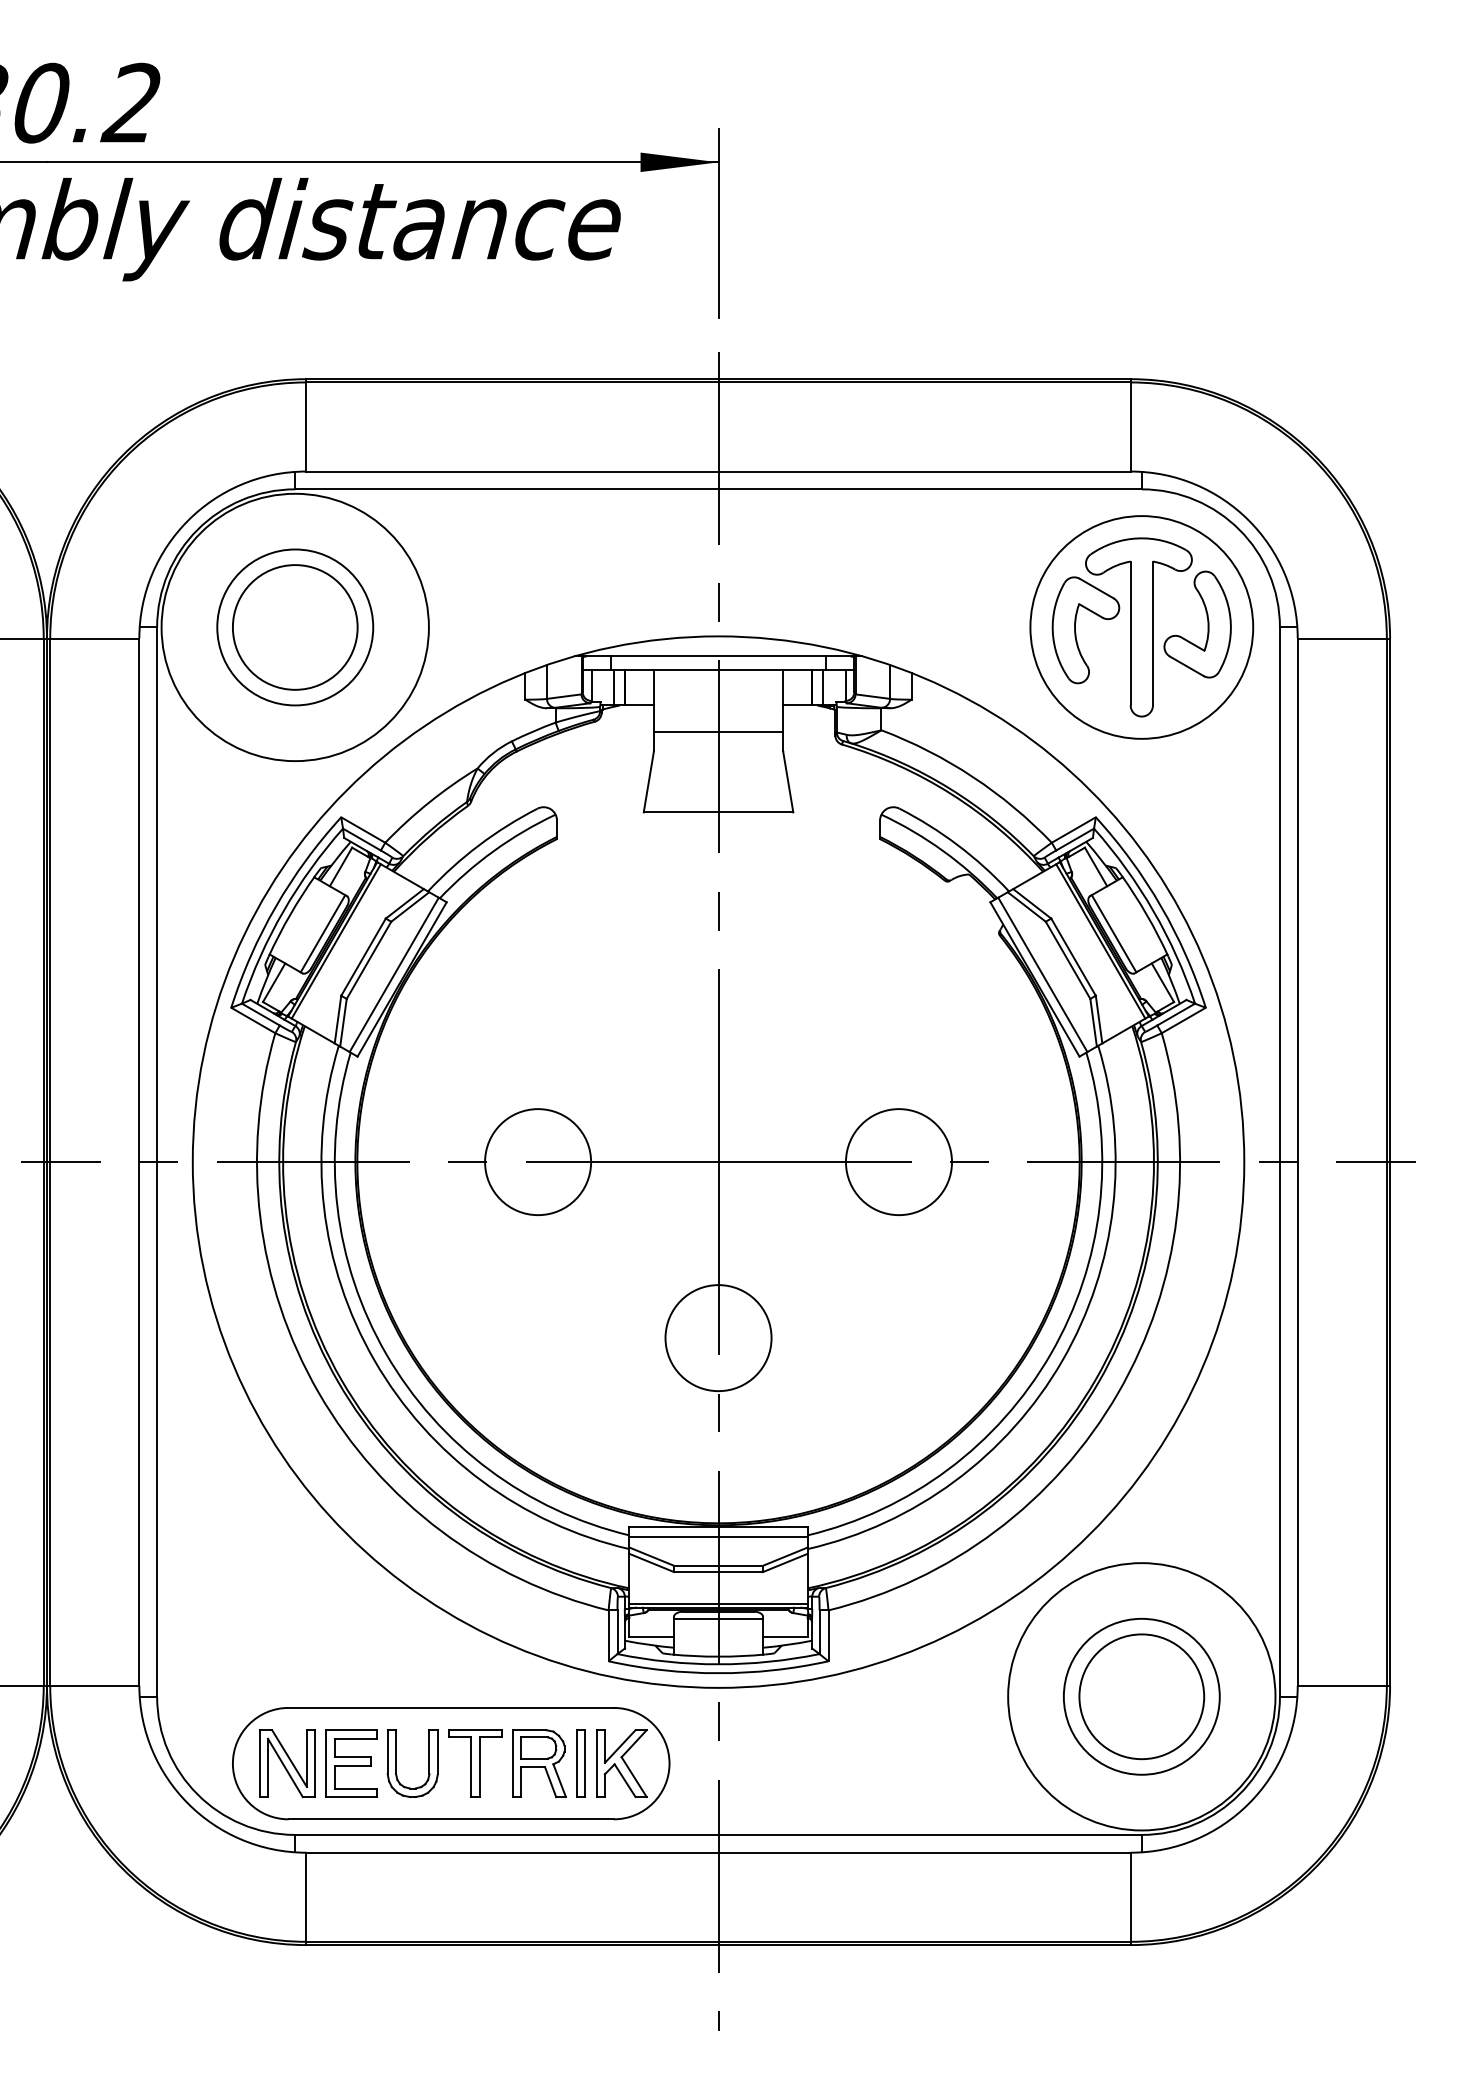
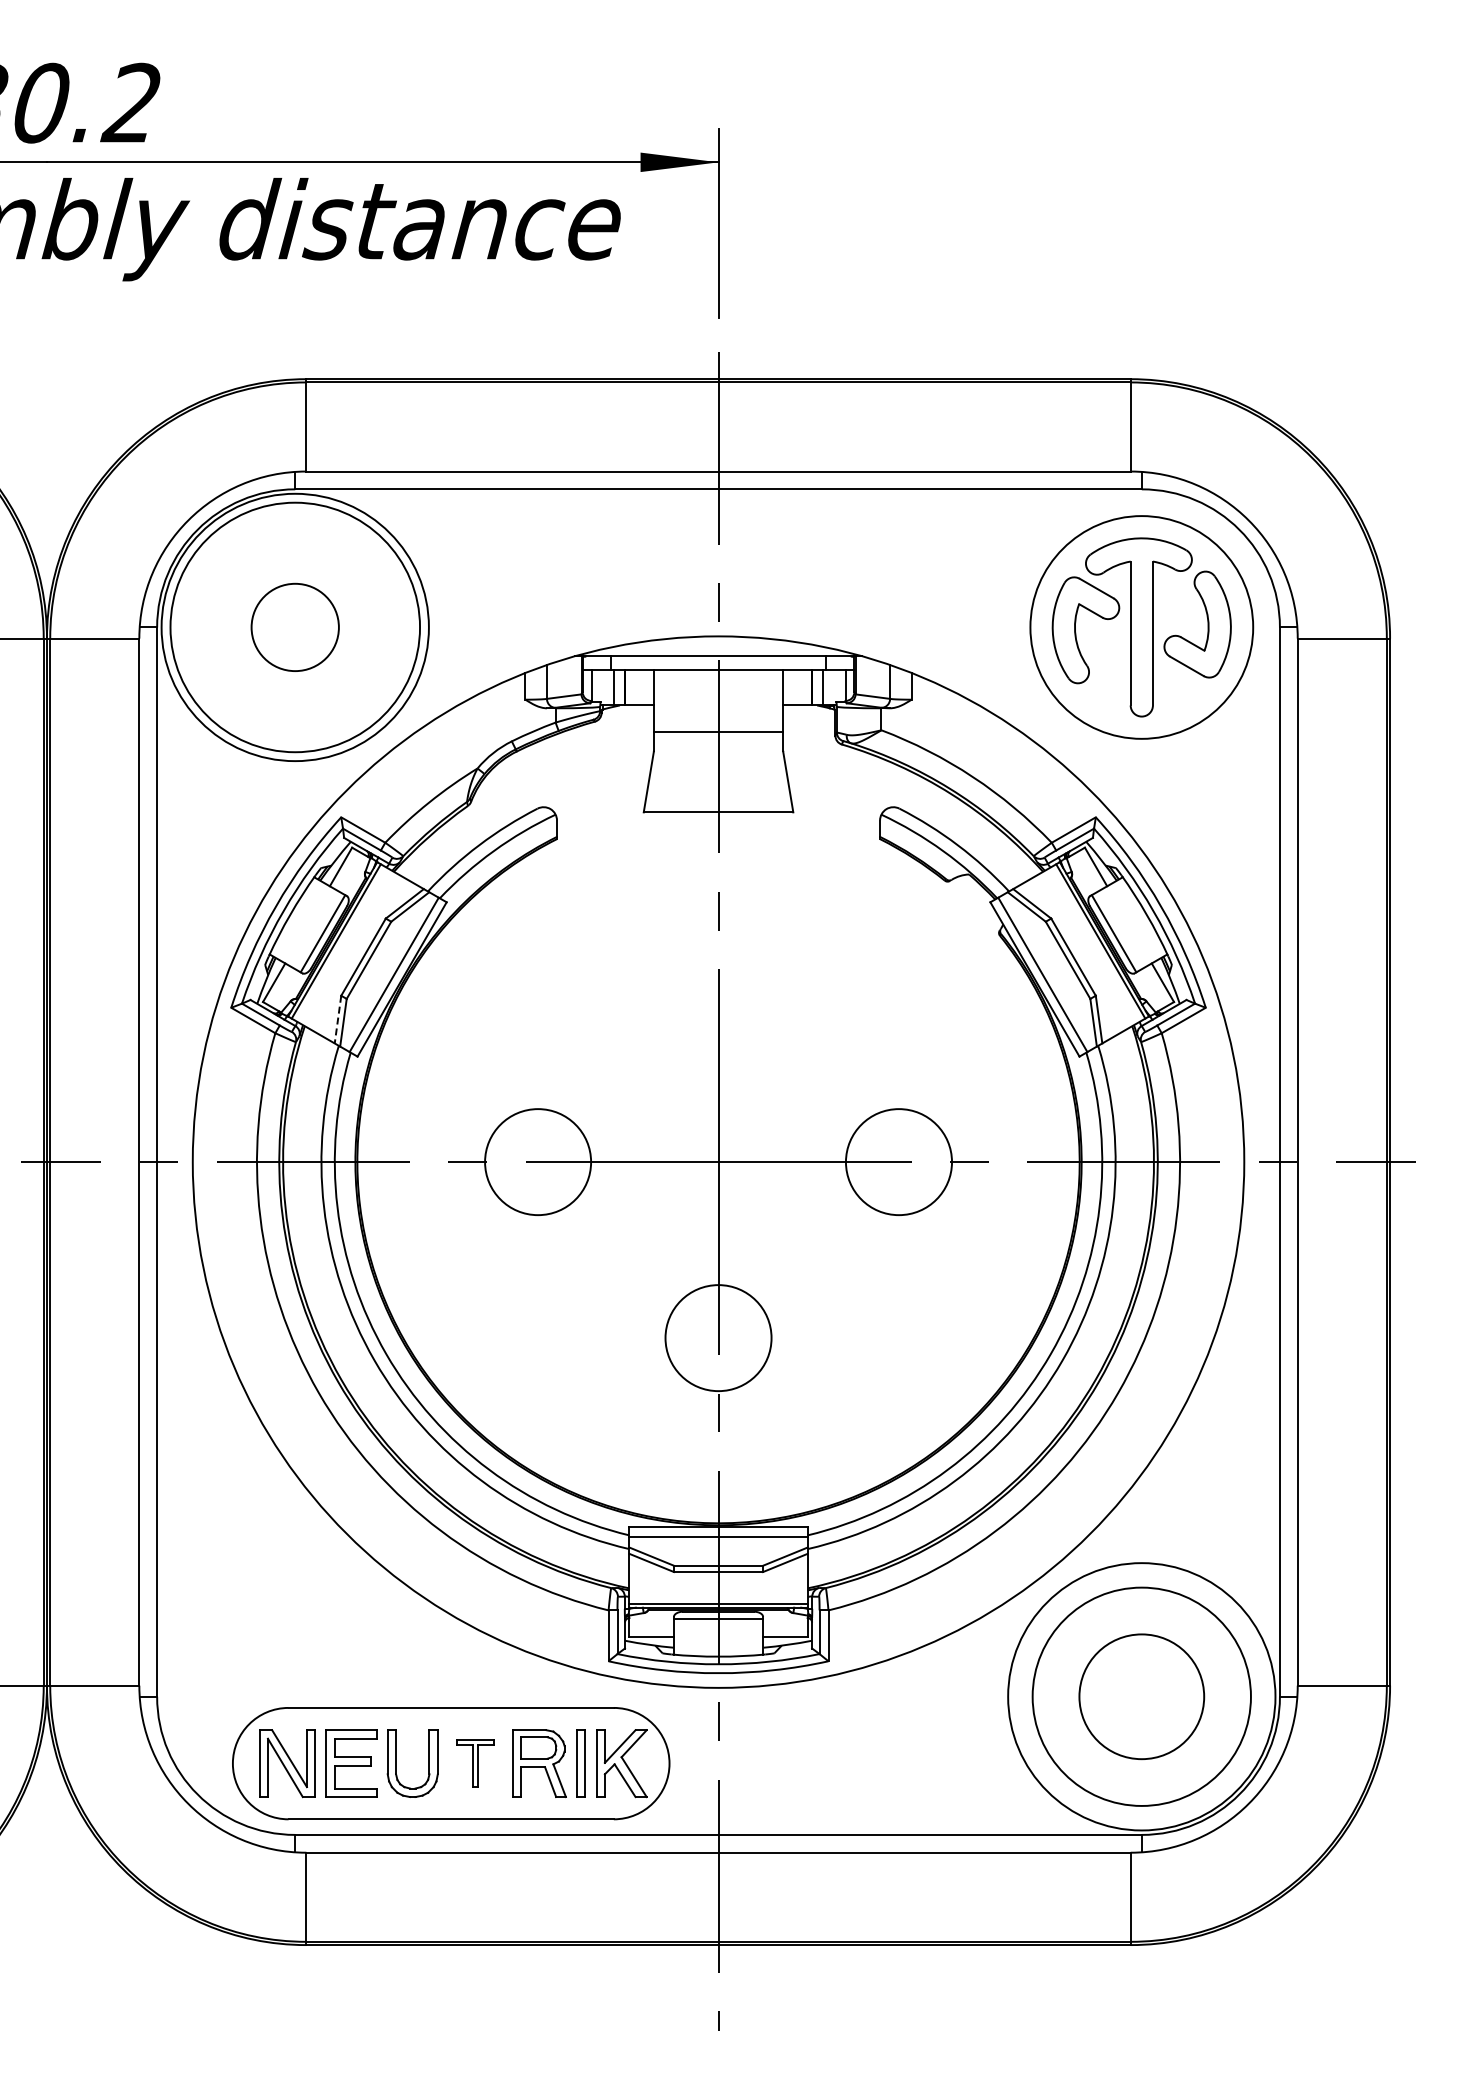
circle diameter: 125 px -> 87 px (294, 627)
circle diameter: 156 px -> 250 px (295, 627)
line: solid -> dashed (337, 1020)
circle diameter: 156 px -> 218 px (1141, 1696)
part size: 55x69 px -> 39x49 px (475, 1763)
